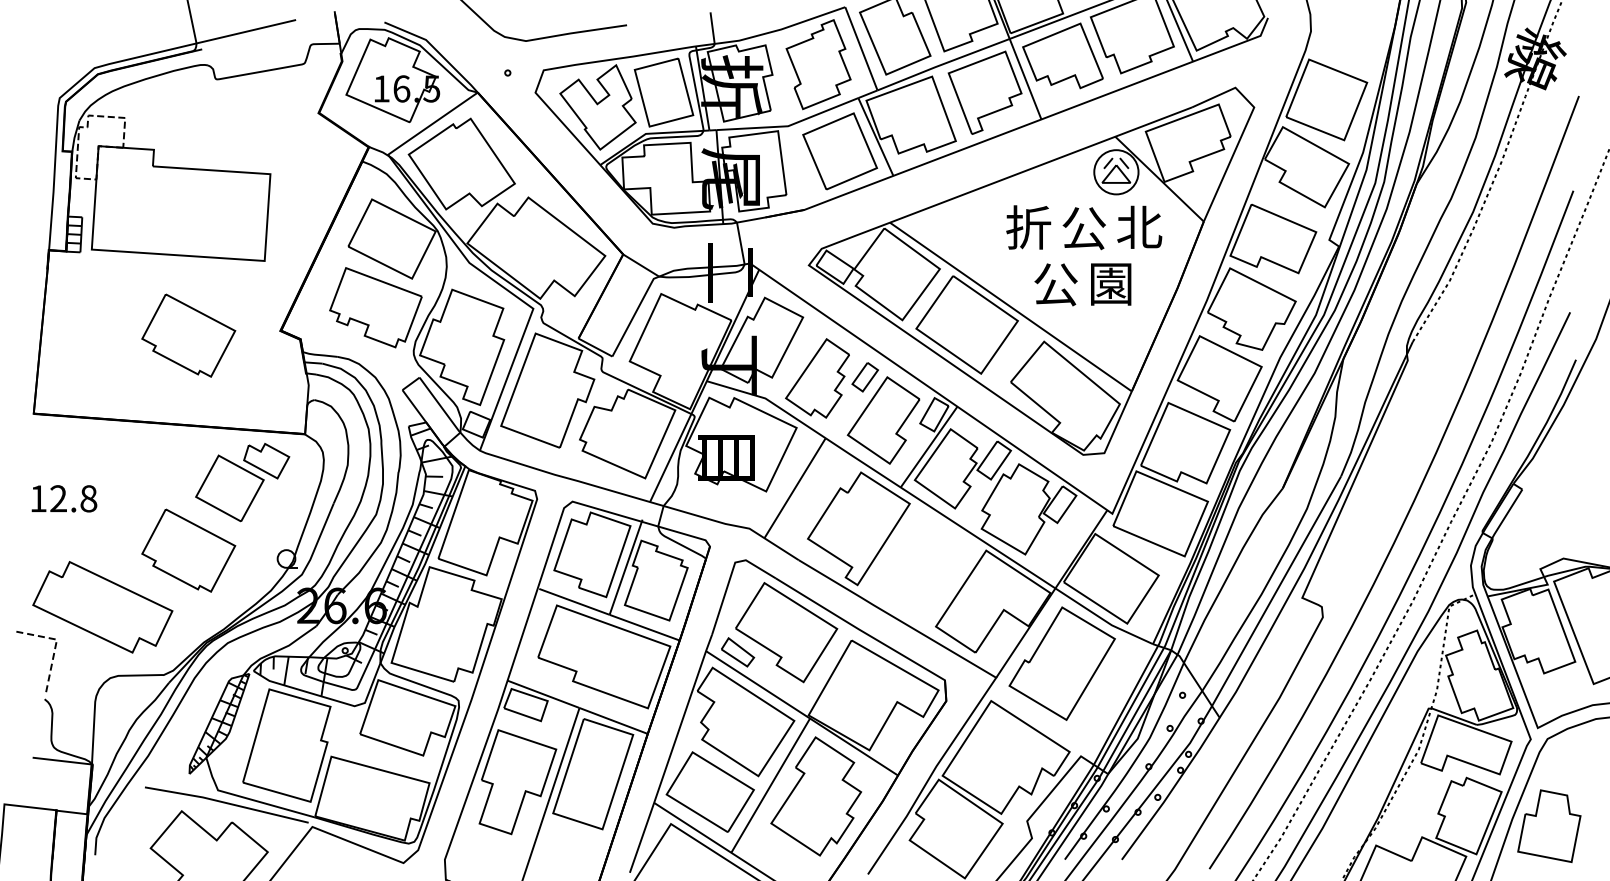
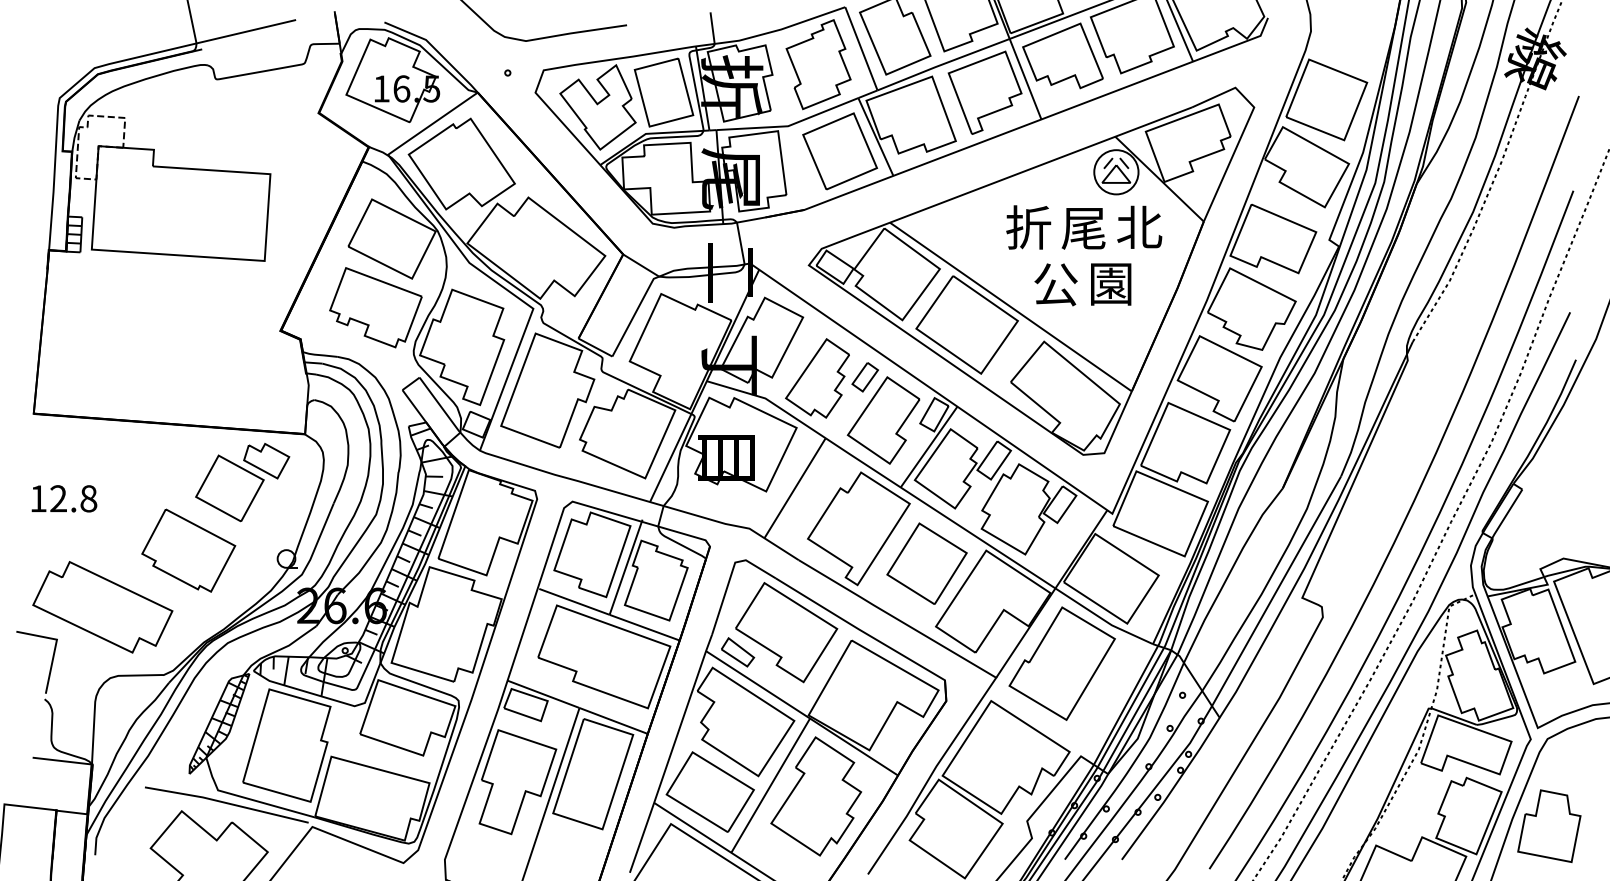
text: 公 -> 尾 (1083, 228)
part: present -> none (188, 335)
part: none -> present (926, 563)
line: dashed -> solid (55, 646)
